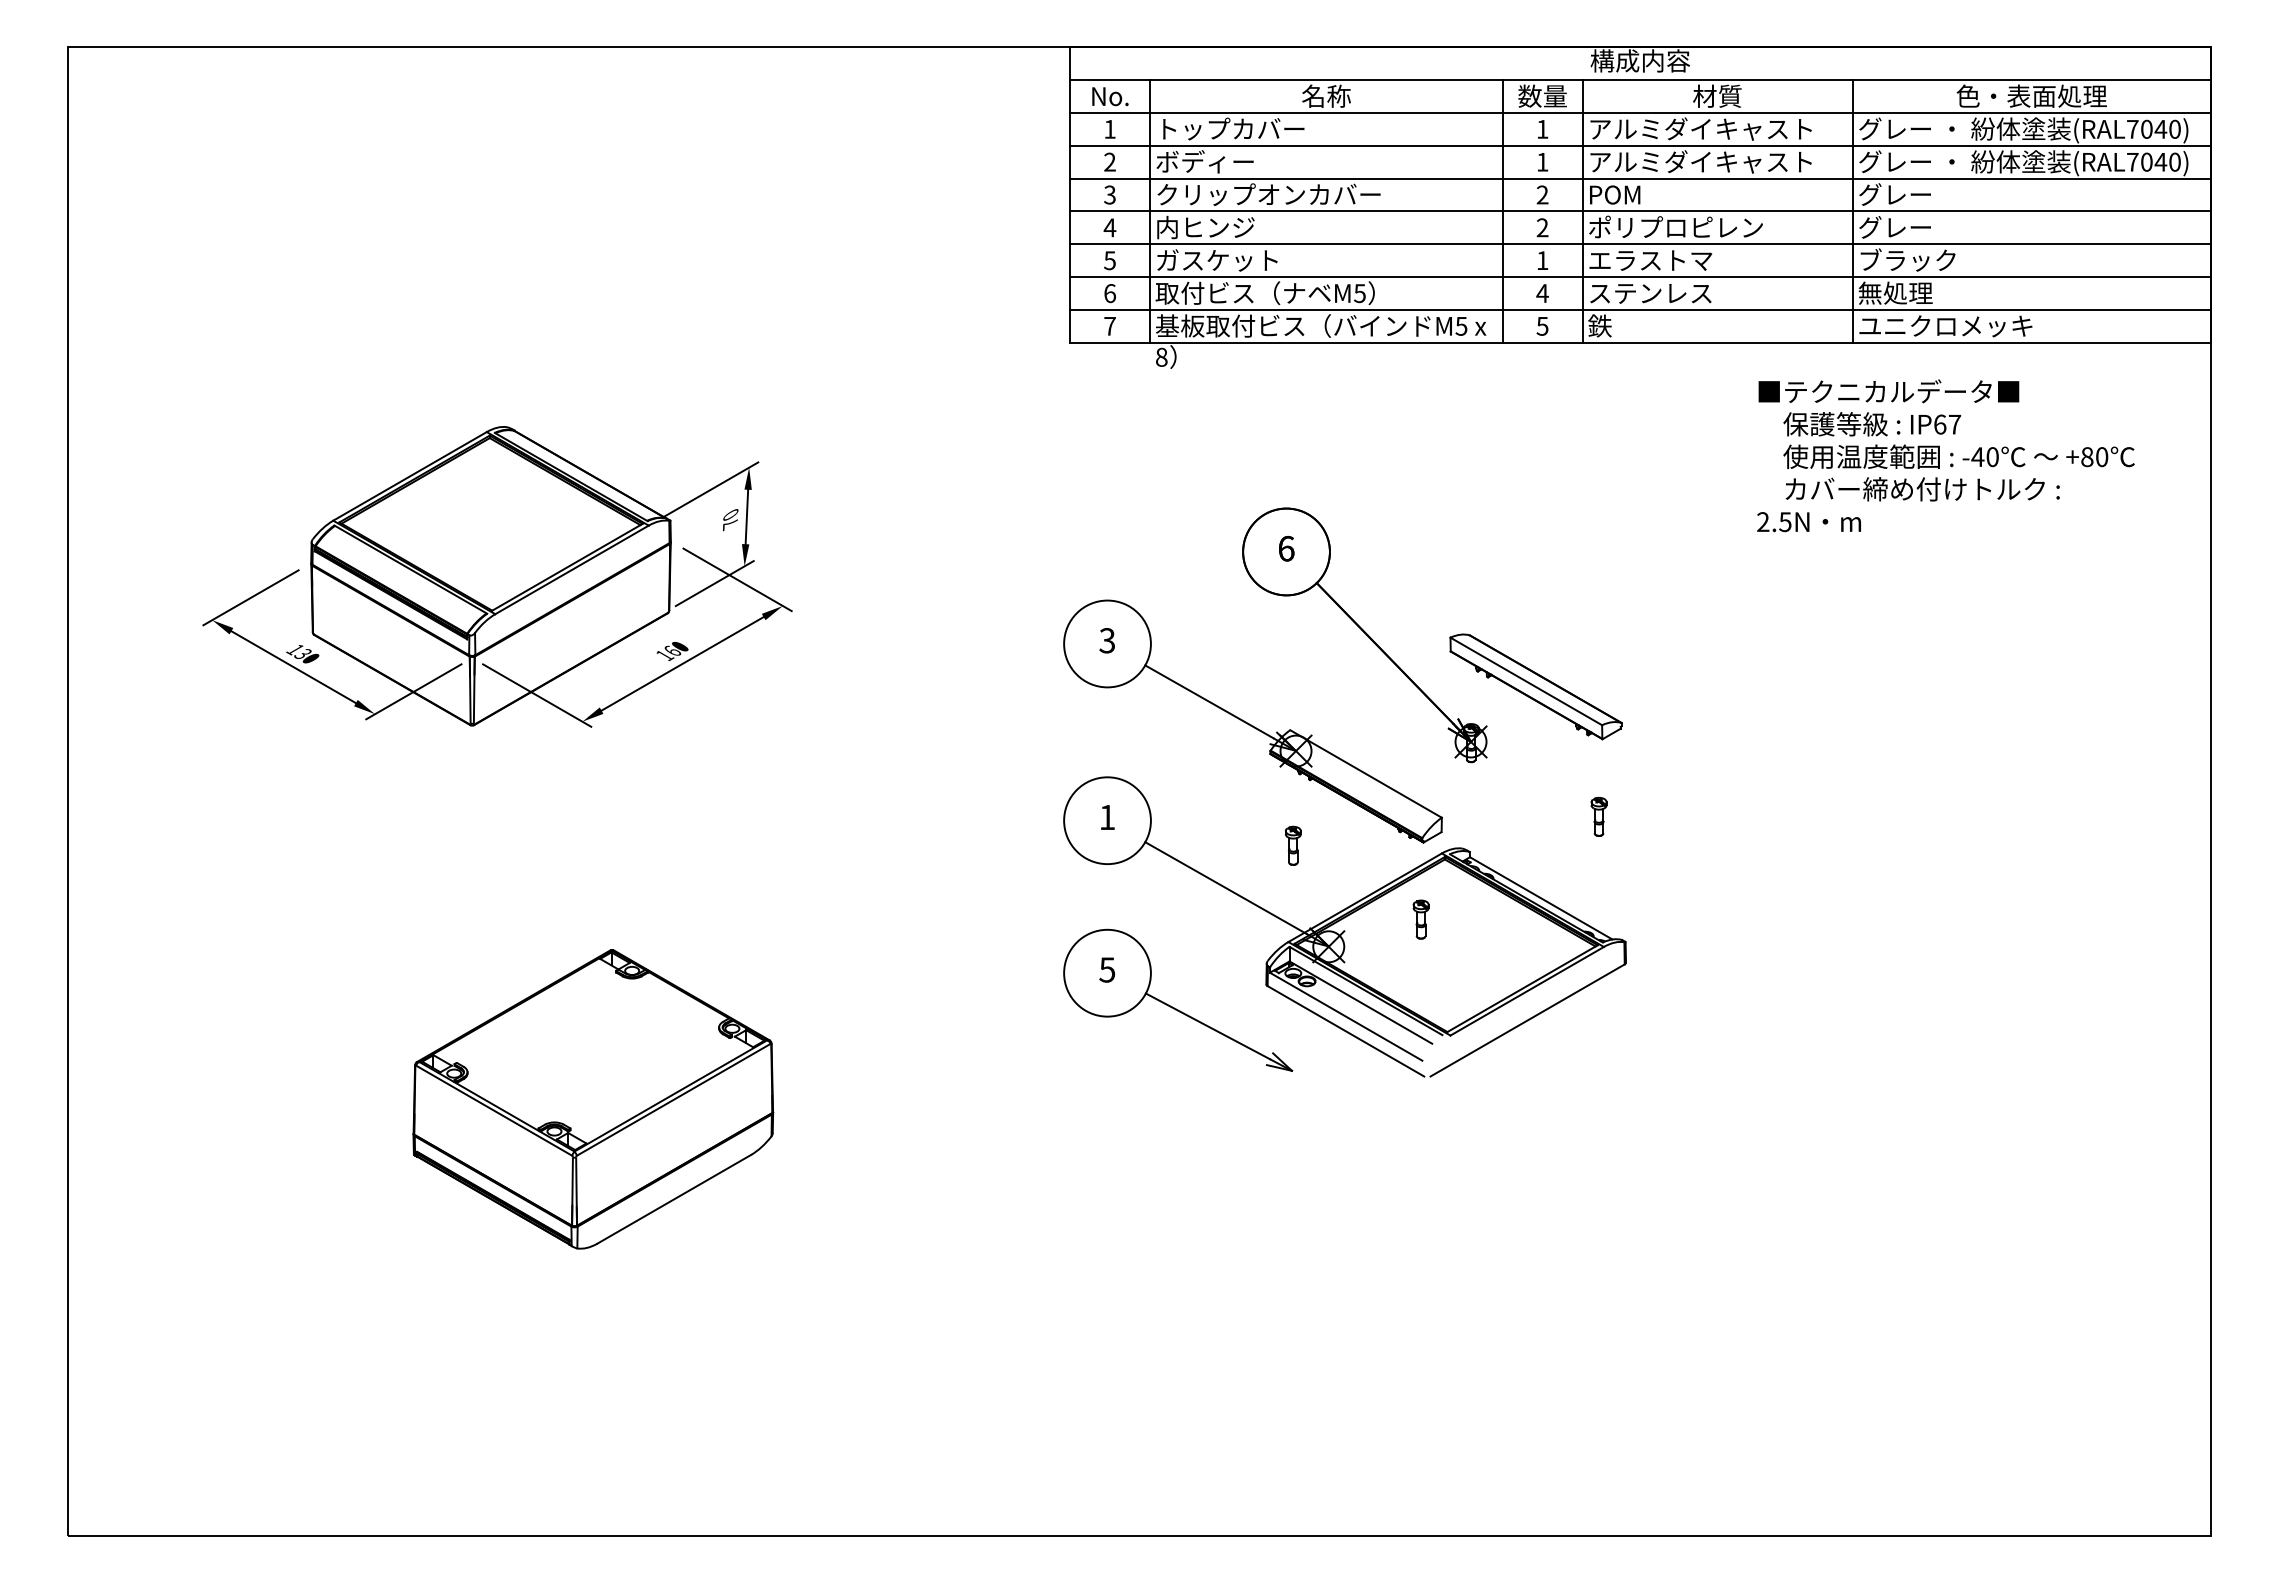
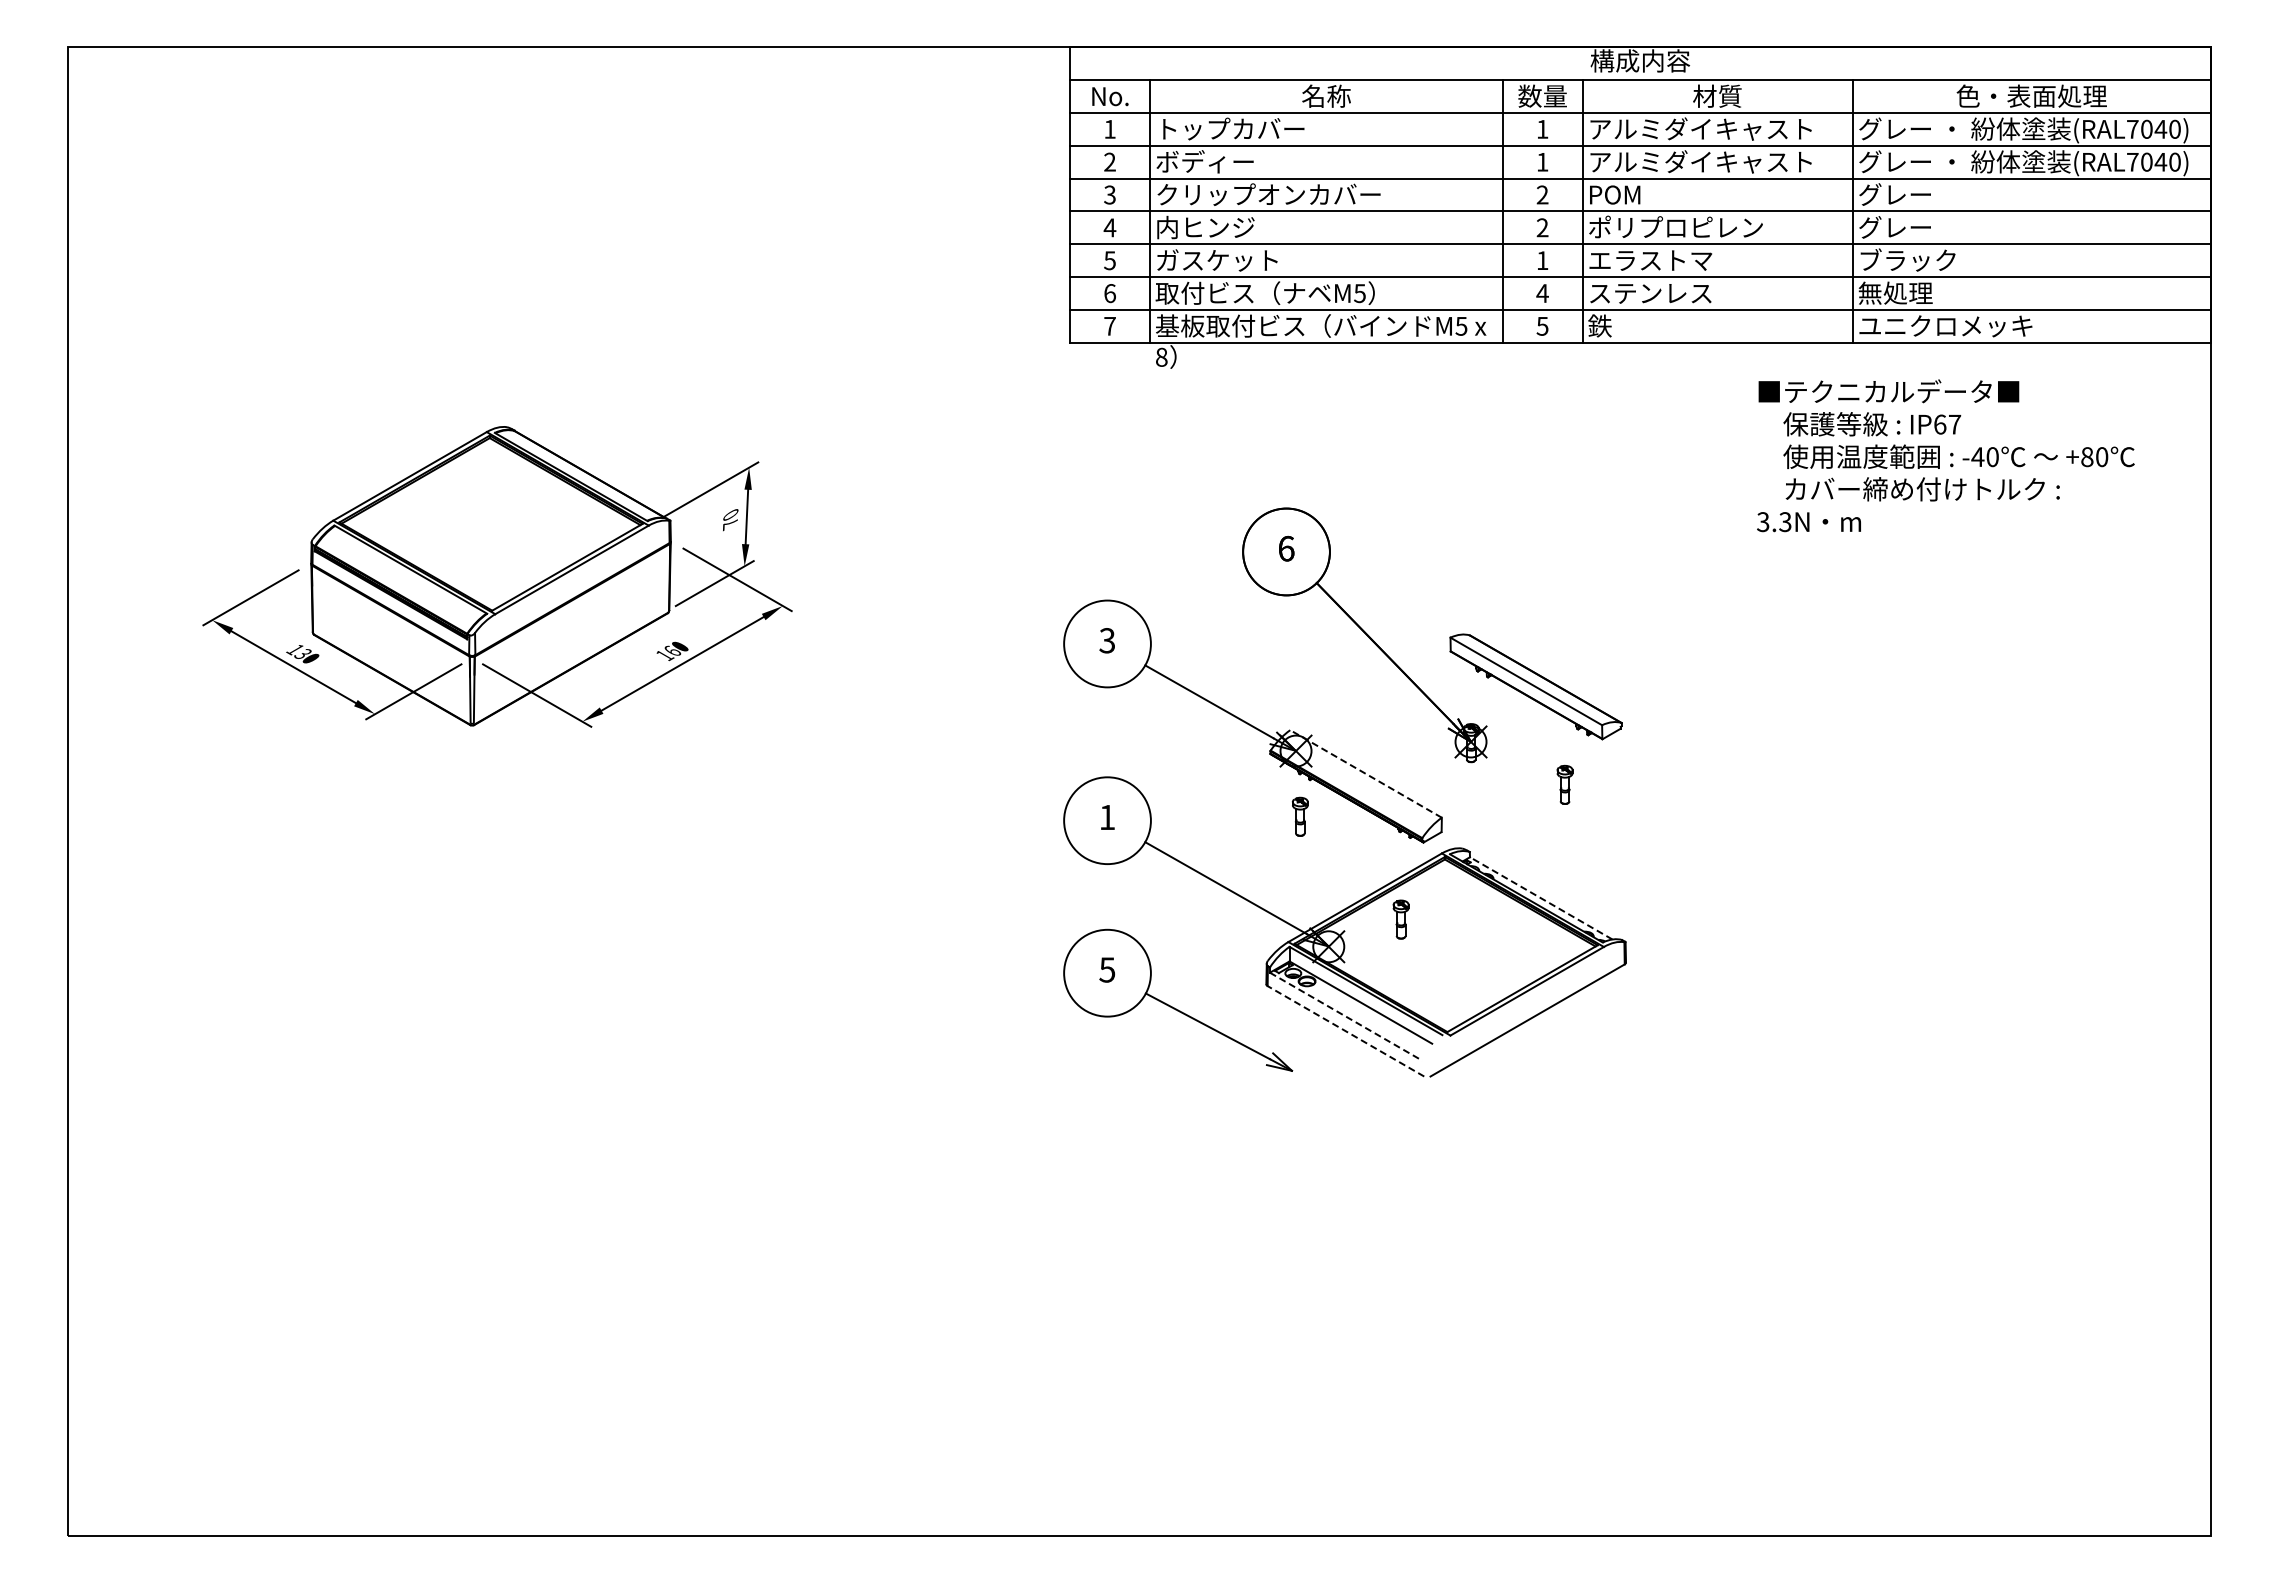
text: 2.5N -> 3.3N (1774, 522)
line: solid -> dashed (1366, 773)
part position: (1598, 816) -> (1564, 784) (1564, 784)
part position: (1293, 845) -> (1300, 816) (1300, 816)
line: solid -> dashed (1540, 898)
part position: (1420, 919) -> (1400, 919) (1400, 919)
line: solid -> dashed (1346, 1016)
line: solid -> dashed (1345, 1031)
part: present -> none (593, 1099)
